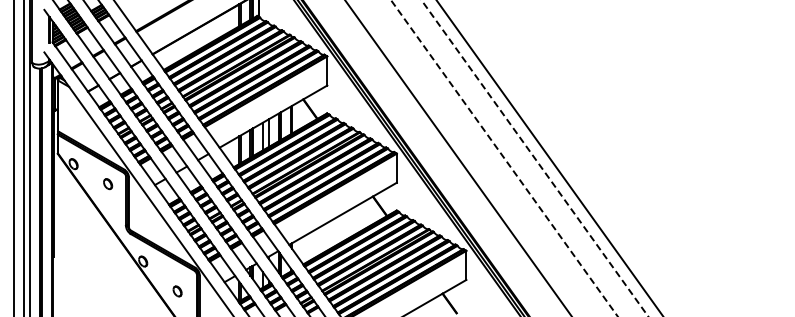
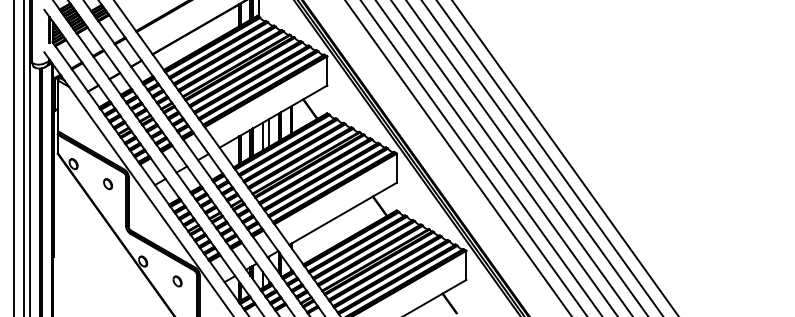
line: none -> present (473, 157)
line: none -> present (488, 157)
line: dashed -> solid (504, 157)
line: none -> present (518, 157)
line: none -> present (564, 157)
line: dashed -> solid (534, 158)
part position: (177, 291) -> (177, 281) (177, 281)
